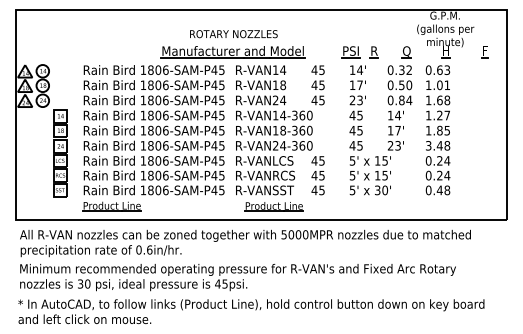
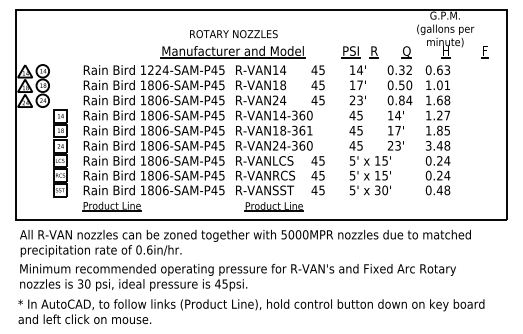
text: 1806-SAM-P45 -> 1224-SAM-P45 (158, 70)
text: ^IR-VAN18-360 -> ^IR-VAN18-361 (309, 130)
